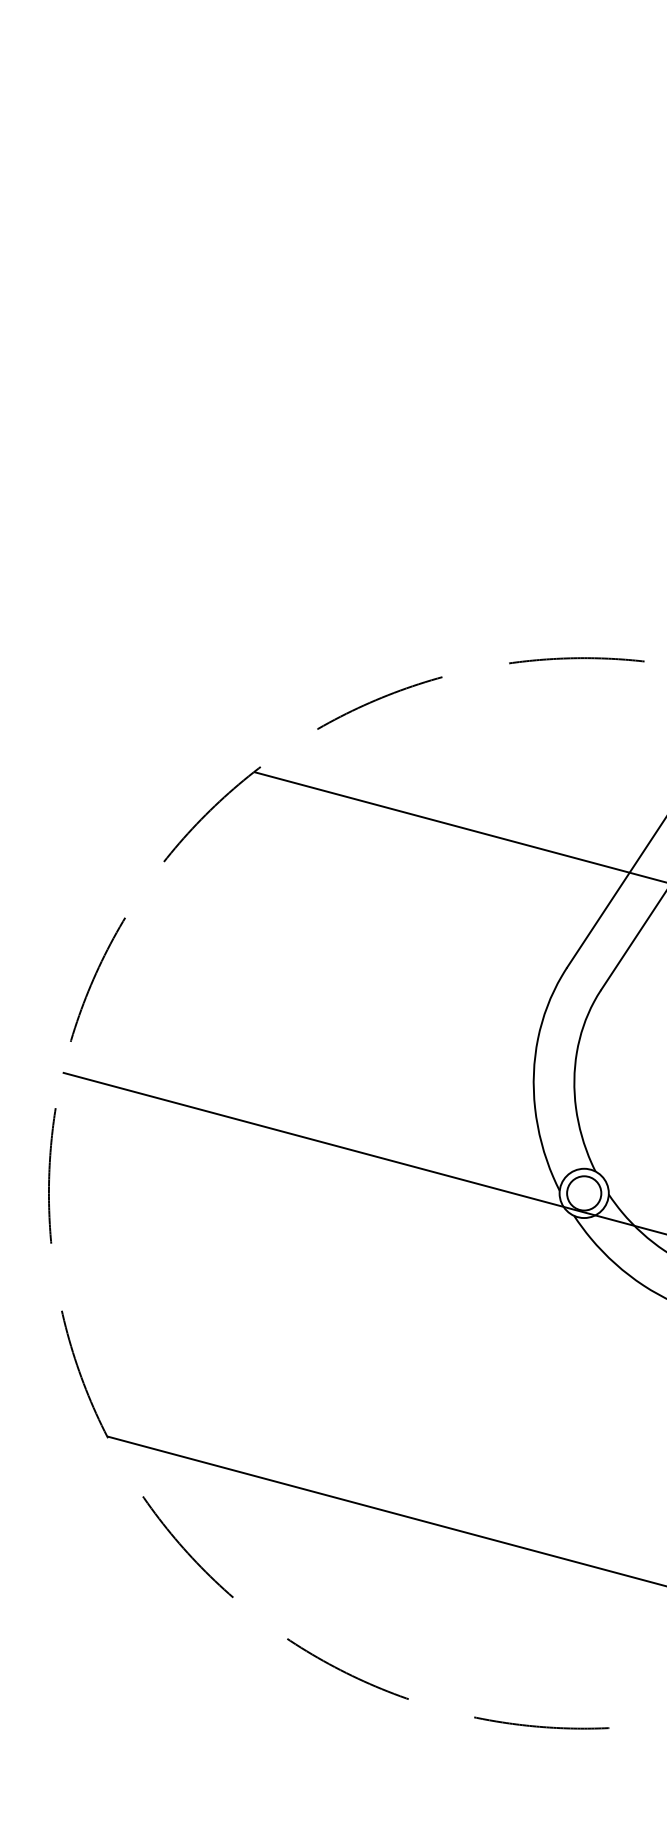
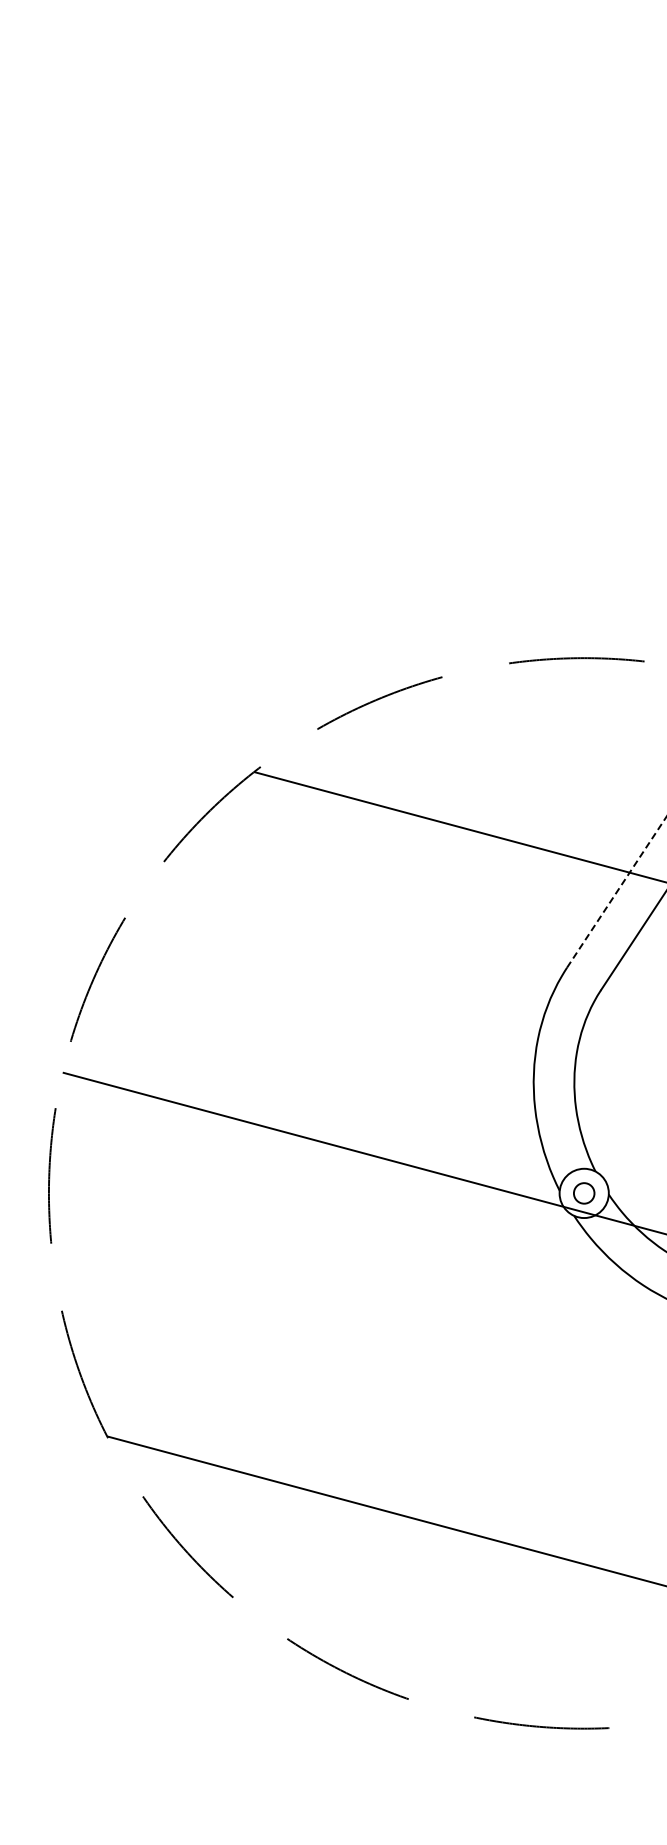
line: solid -> dashed (617, 891)
circle diameter: 34 px -> 21 px (583, 1193)
